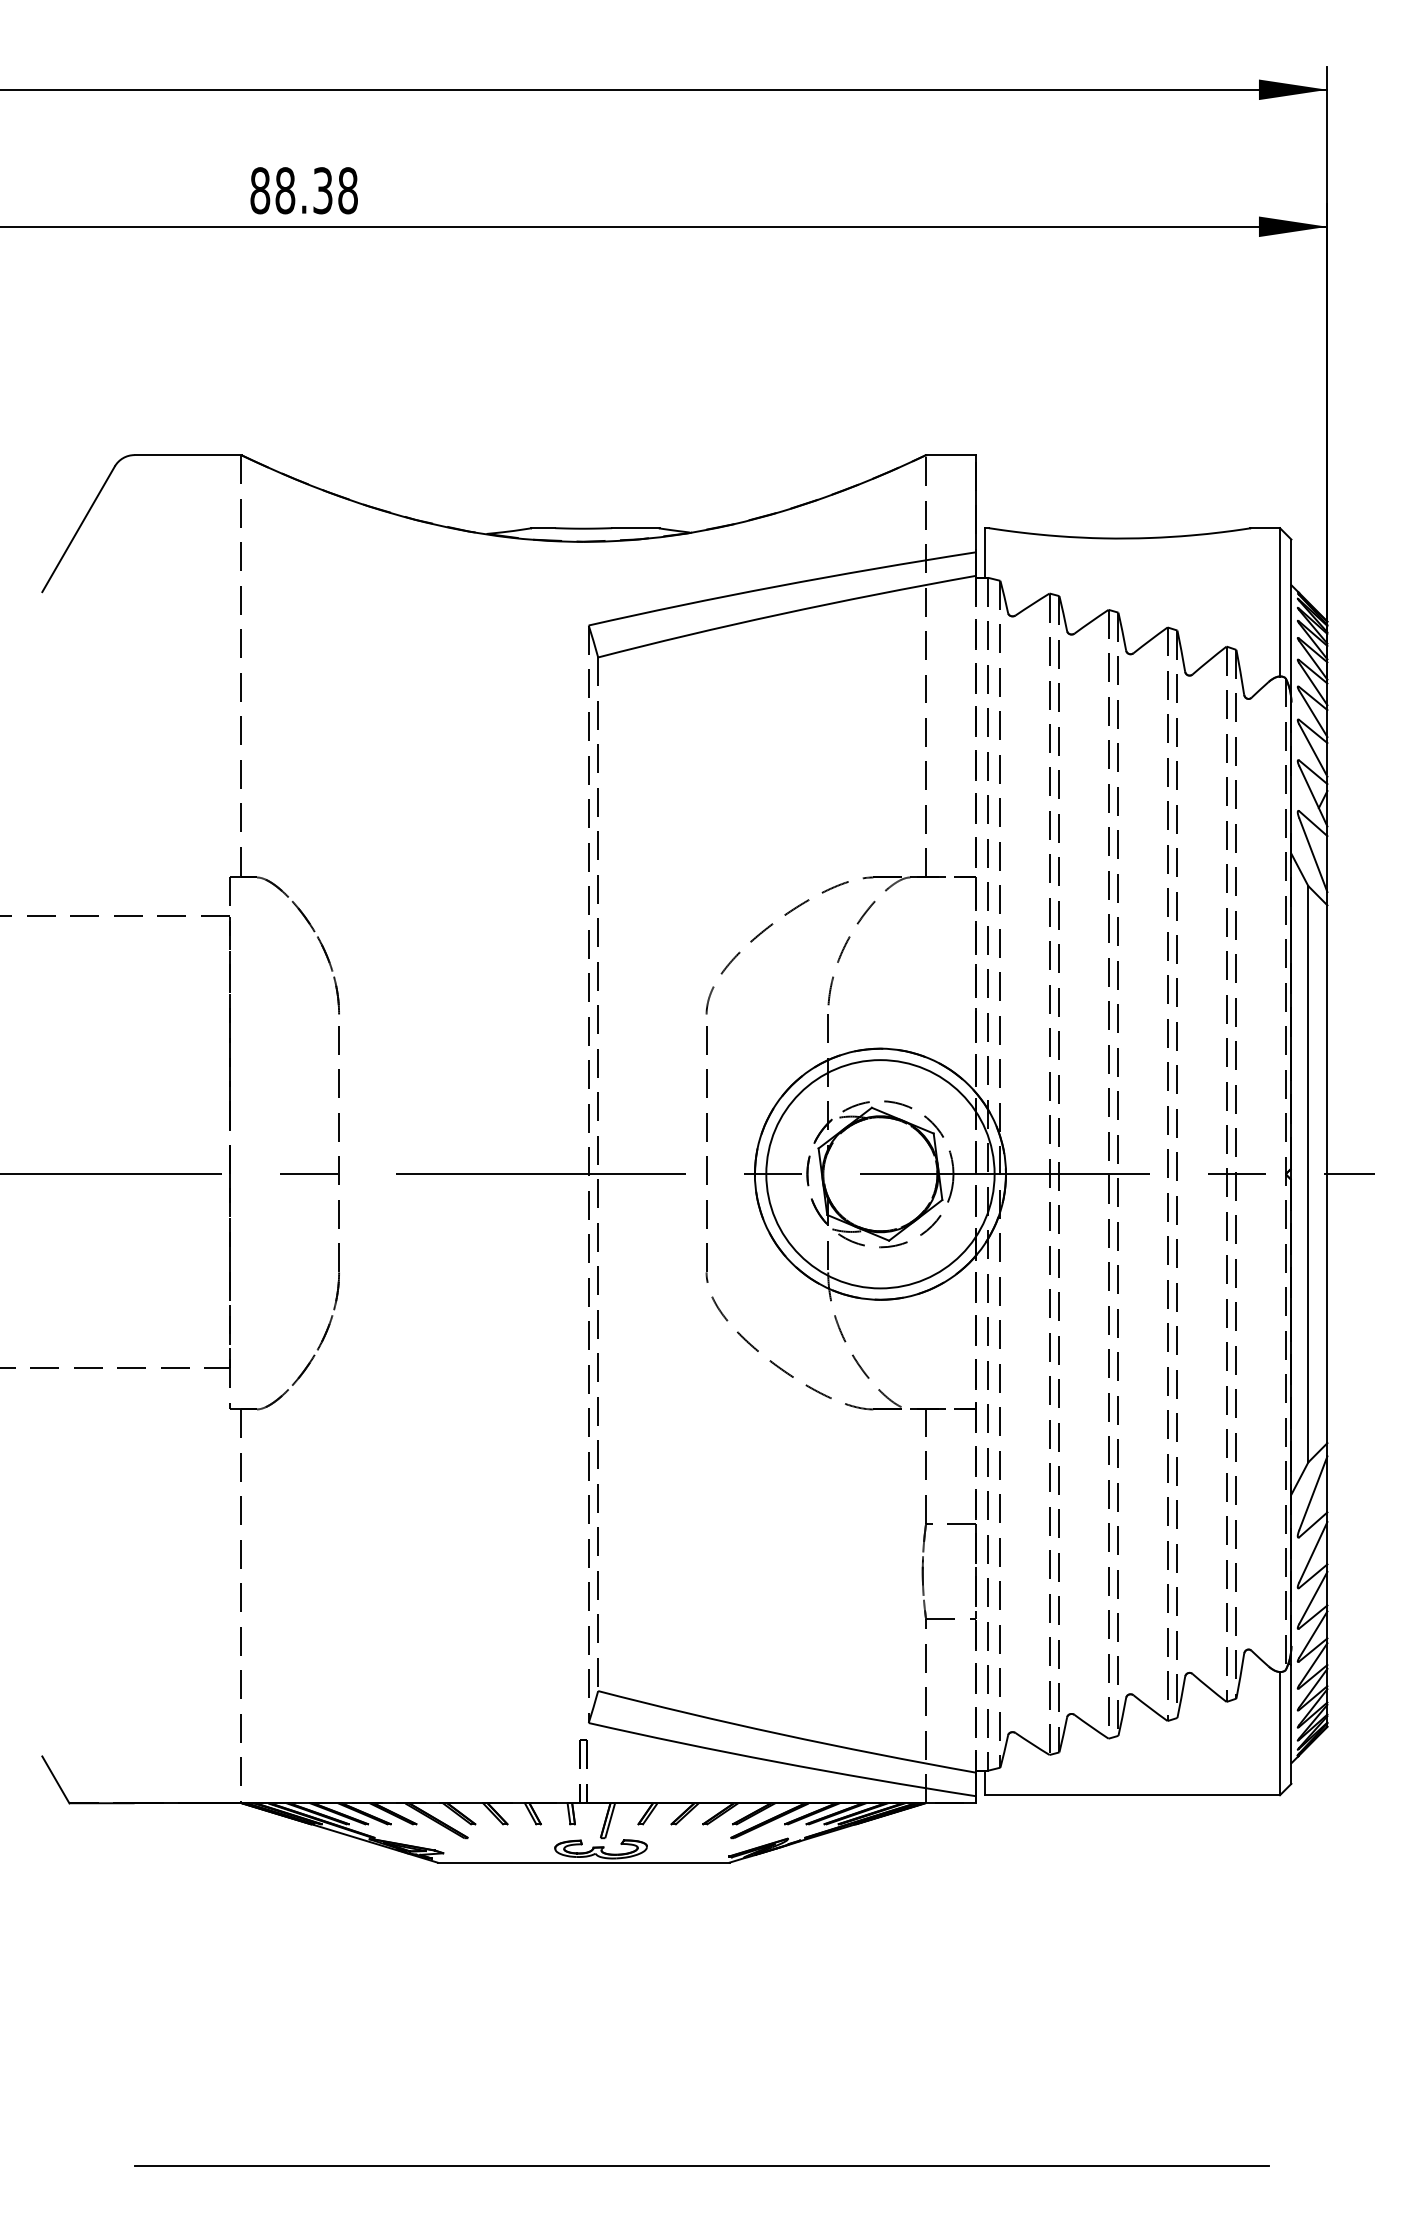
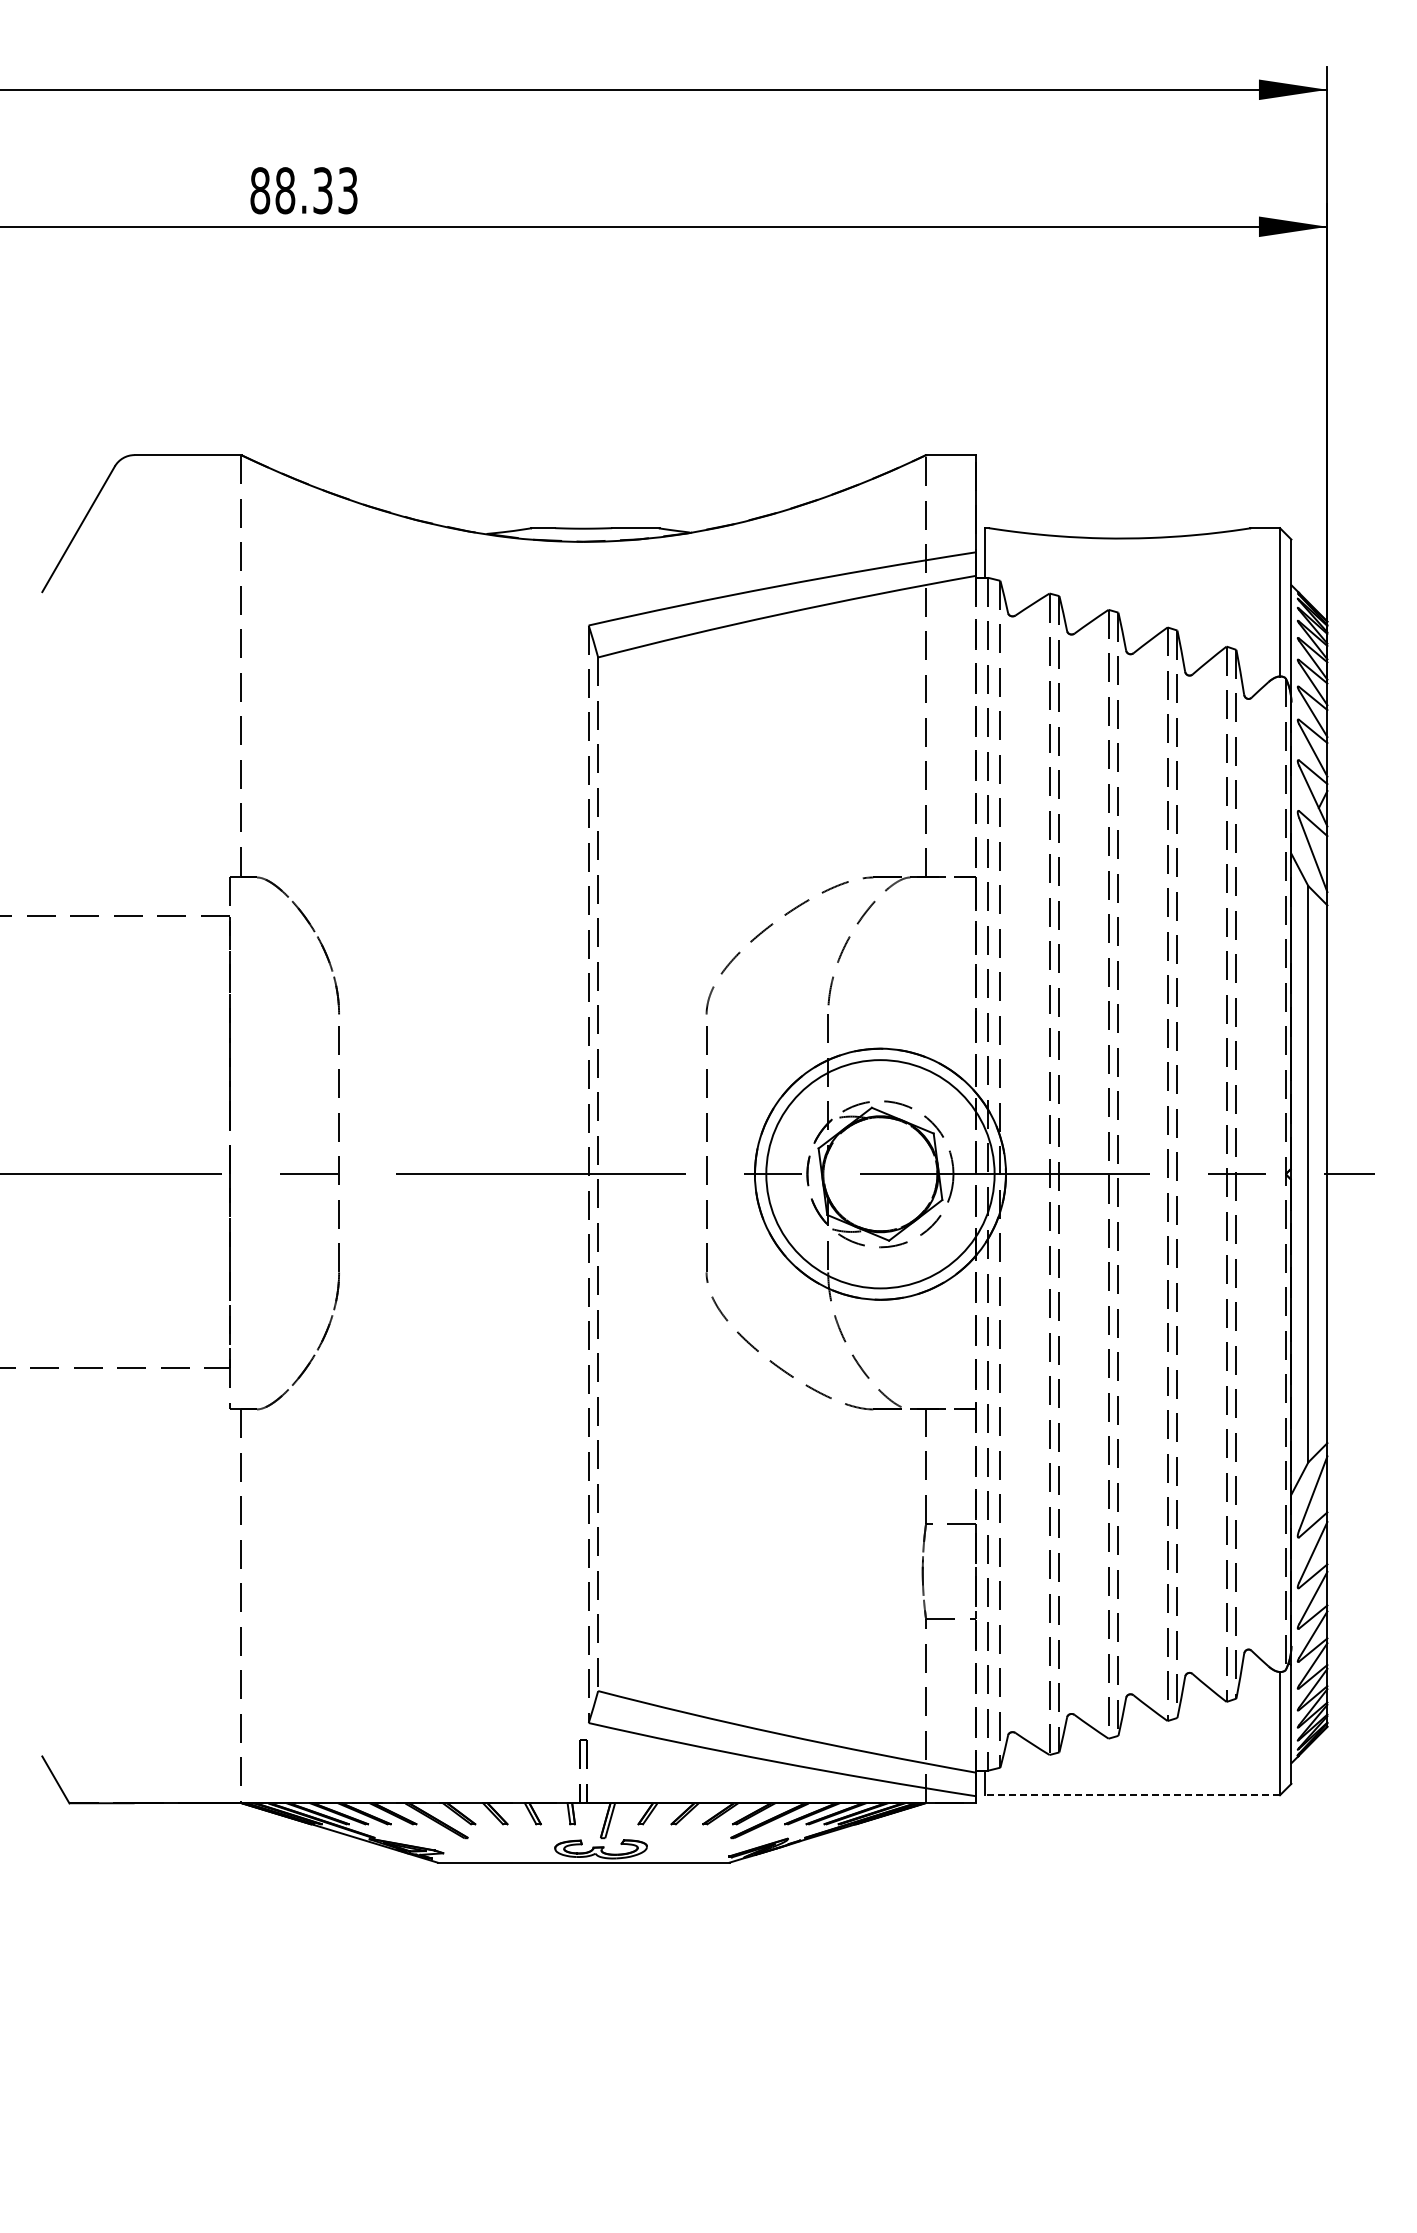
text: 88.38 -> 88.33 (347, 190)
line: solid -> dashed (1132, 1795)
line: present -> none (701, 2166)
